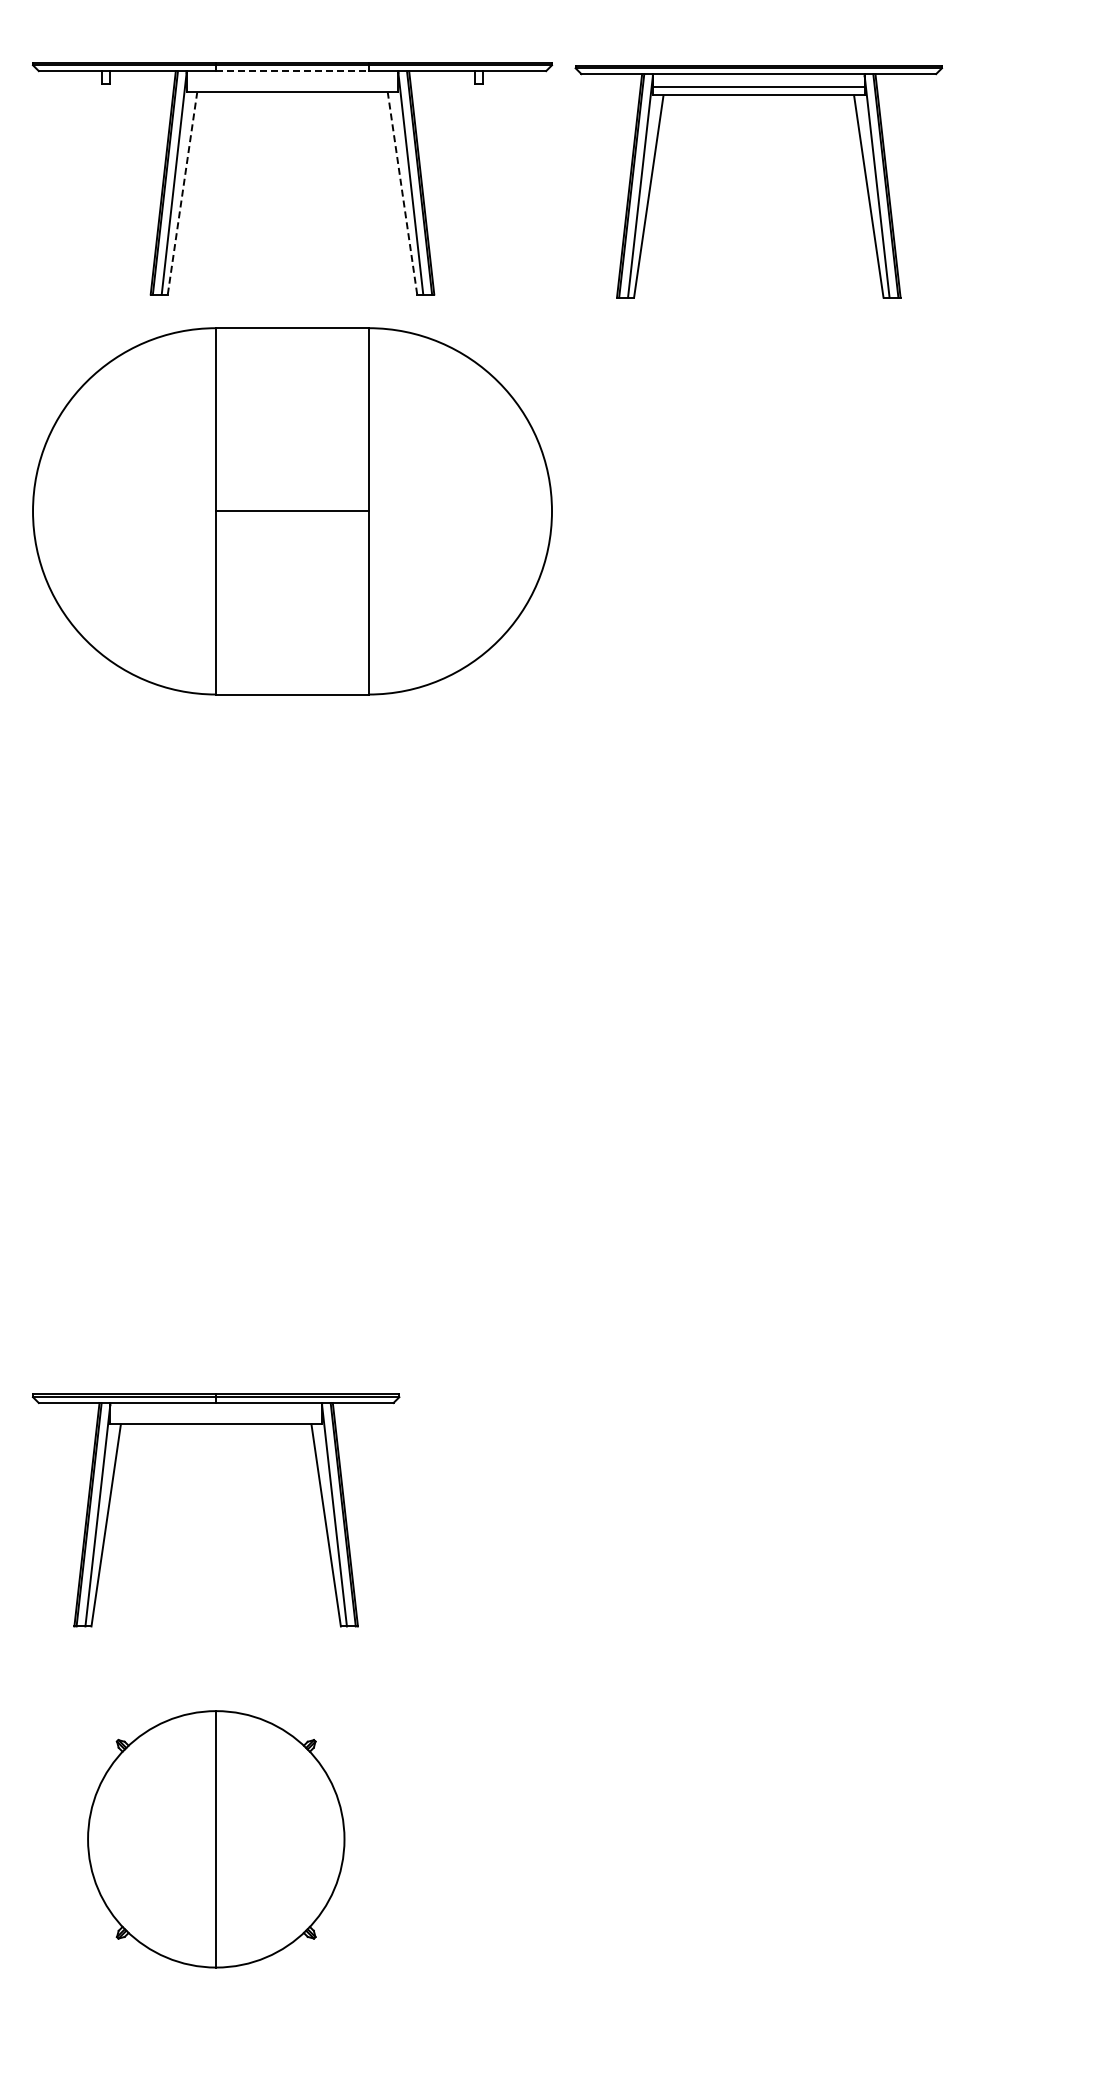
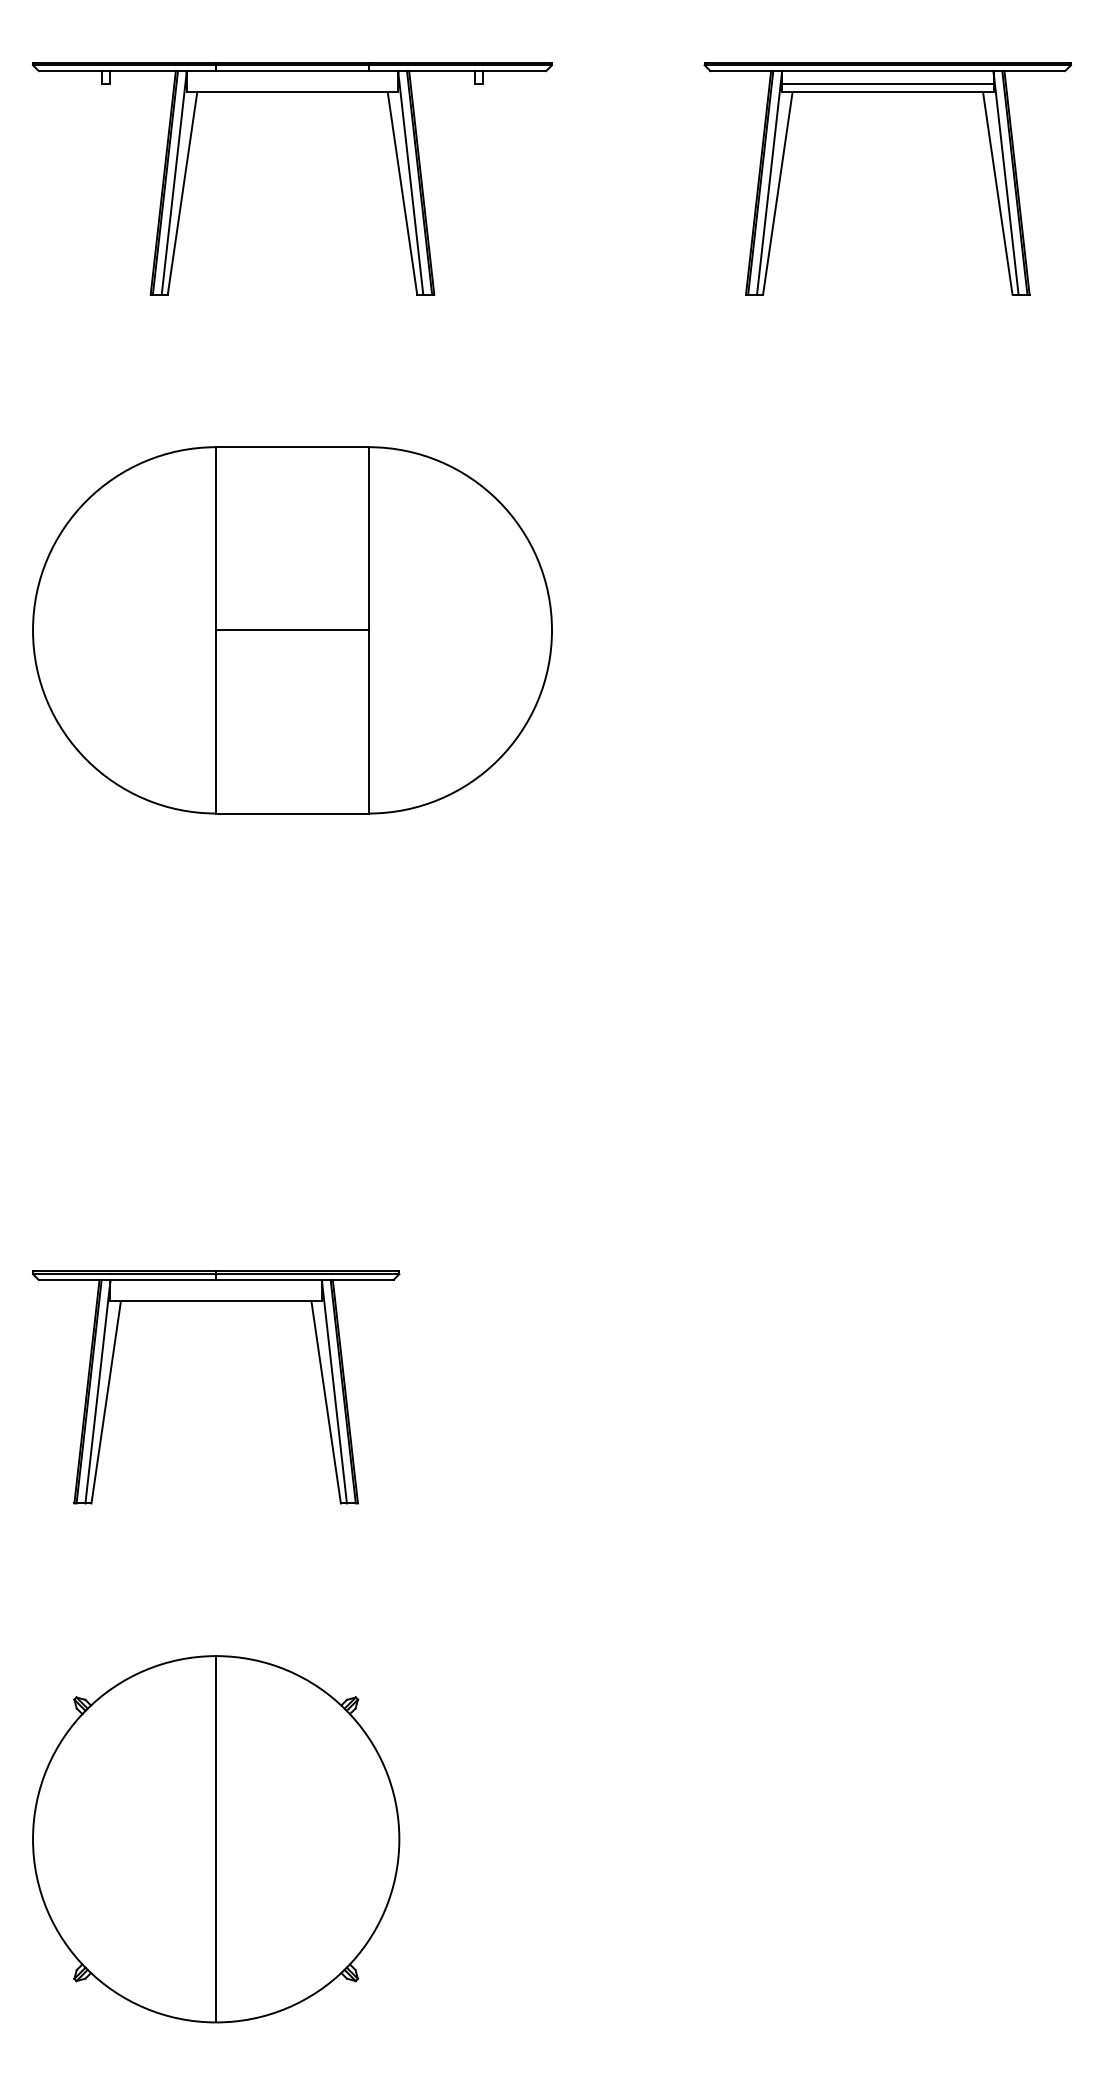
line: dashed -> solid (293, 71)
part position: (758, 95) -> (887, 92) (887, 92)
line: dashed -> solid (182, 193)
line: dashed -> solid (402, 193)
part position: (292, 511) -> (292, 630) (292, 630)
part position: (216, 1424) -> (216, 1301) (216, 1301)
part size: 259x259 px -> 369x369 px (216, 1839)
